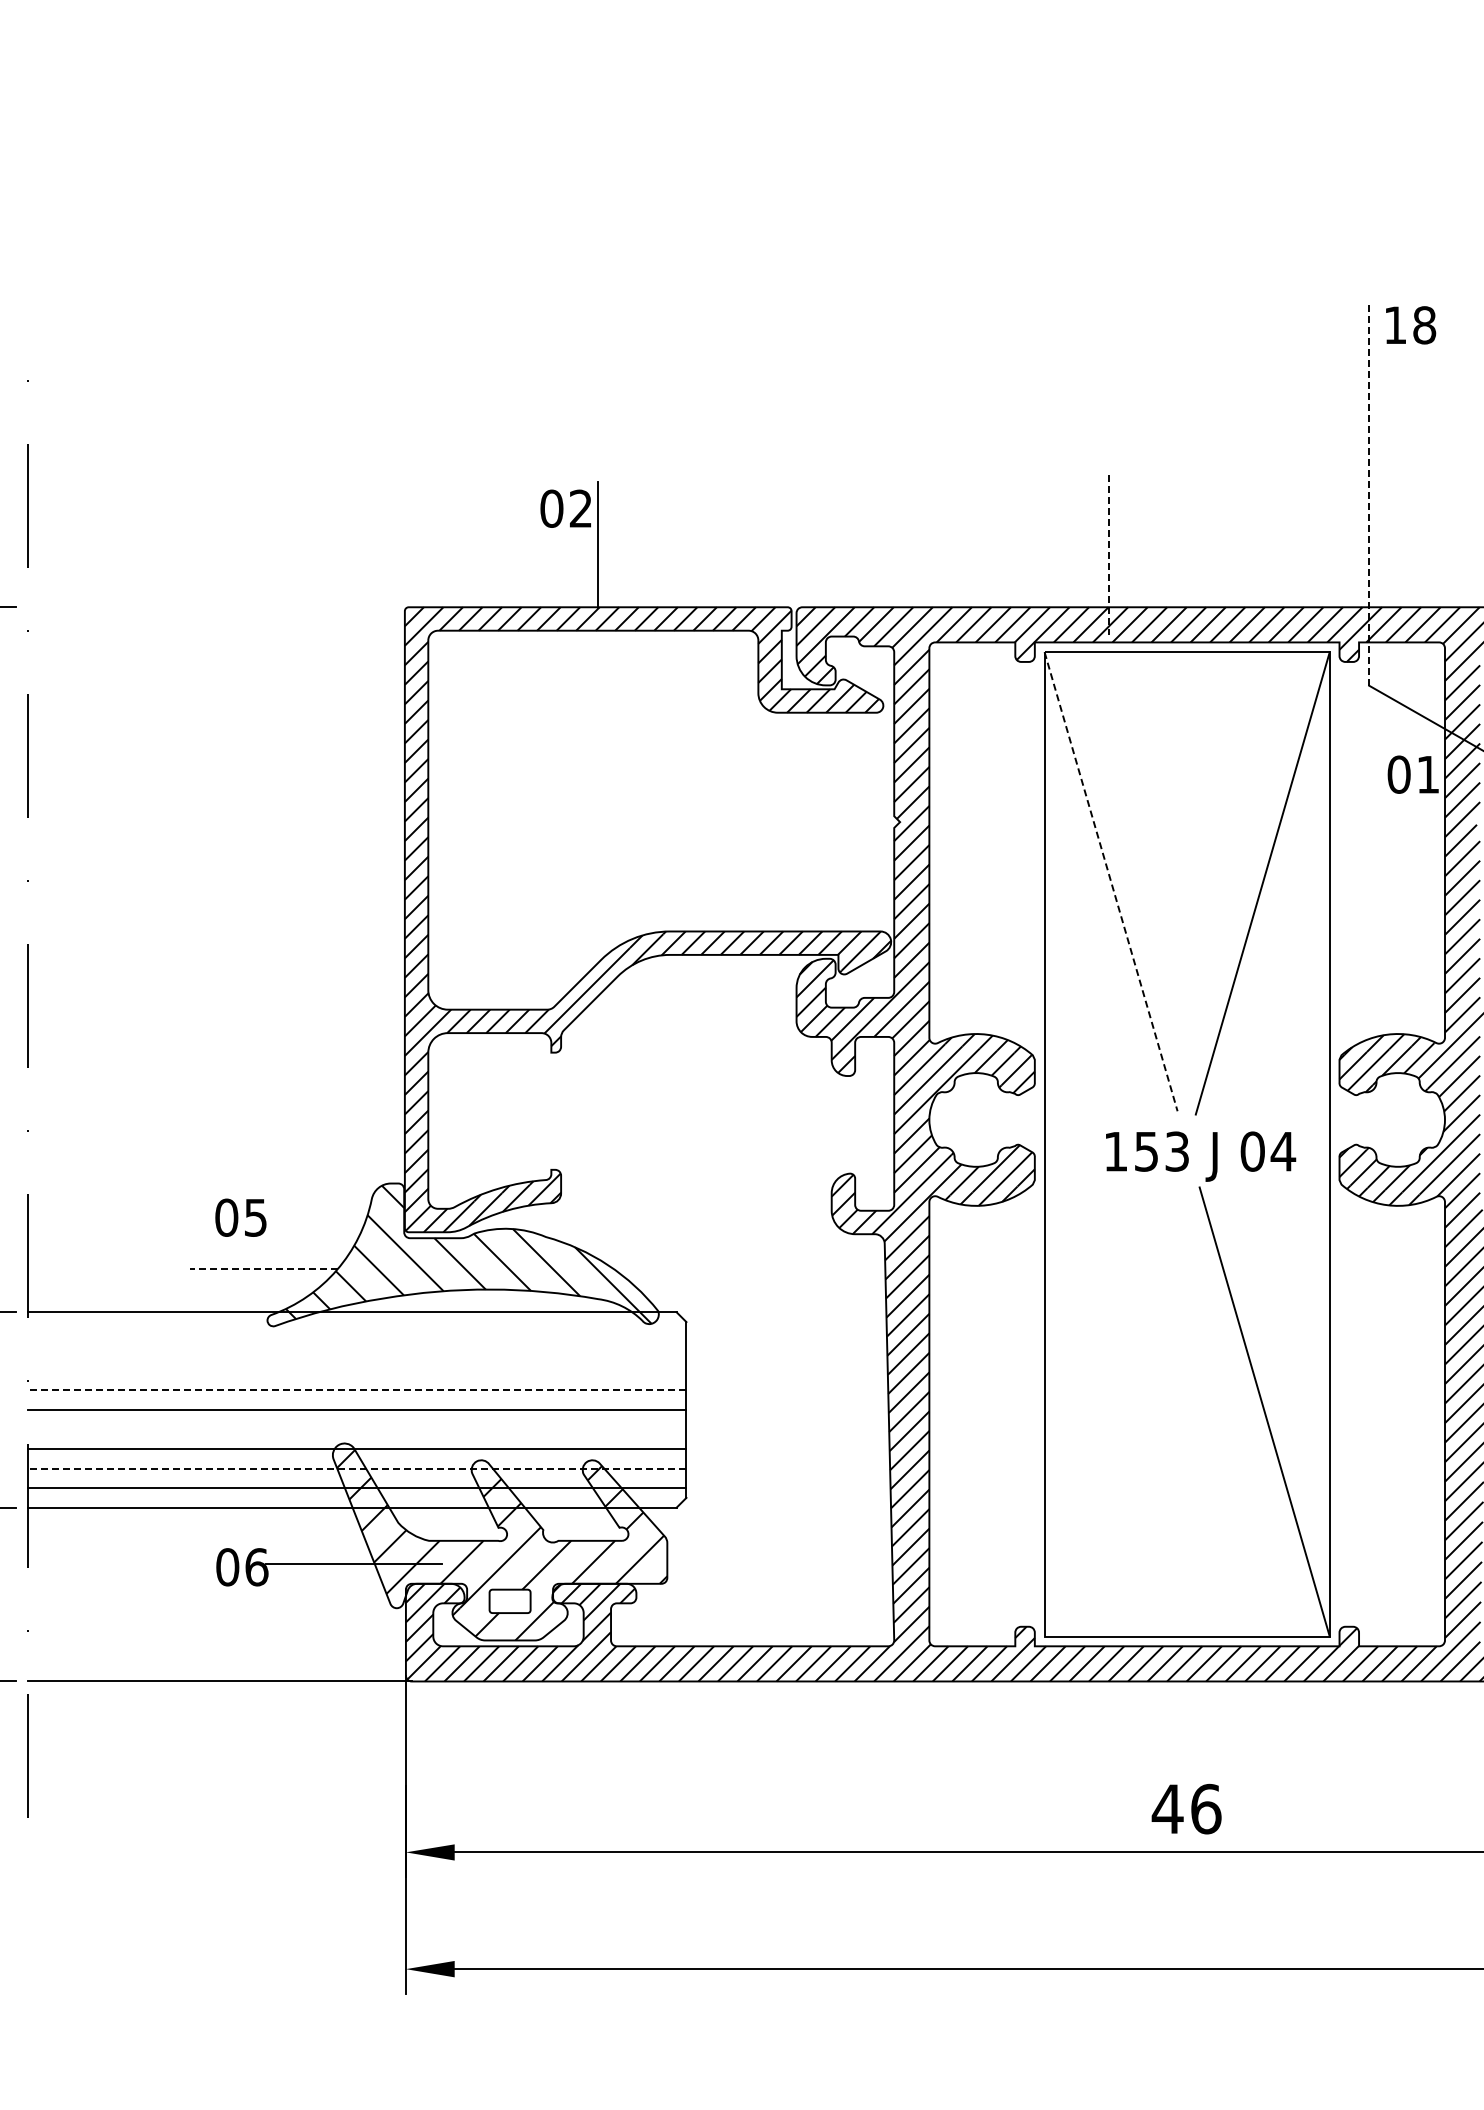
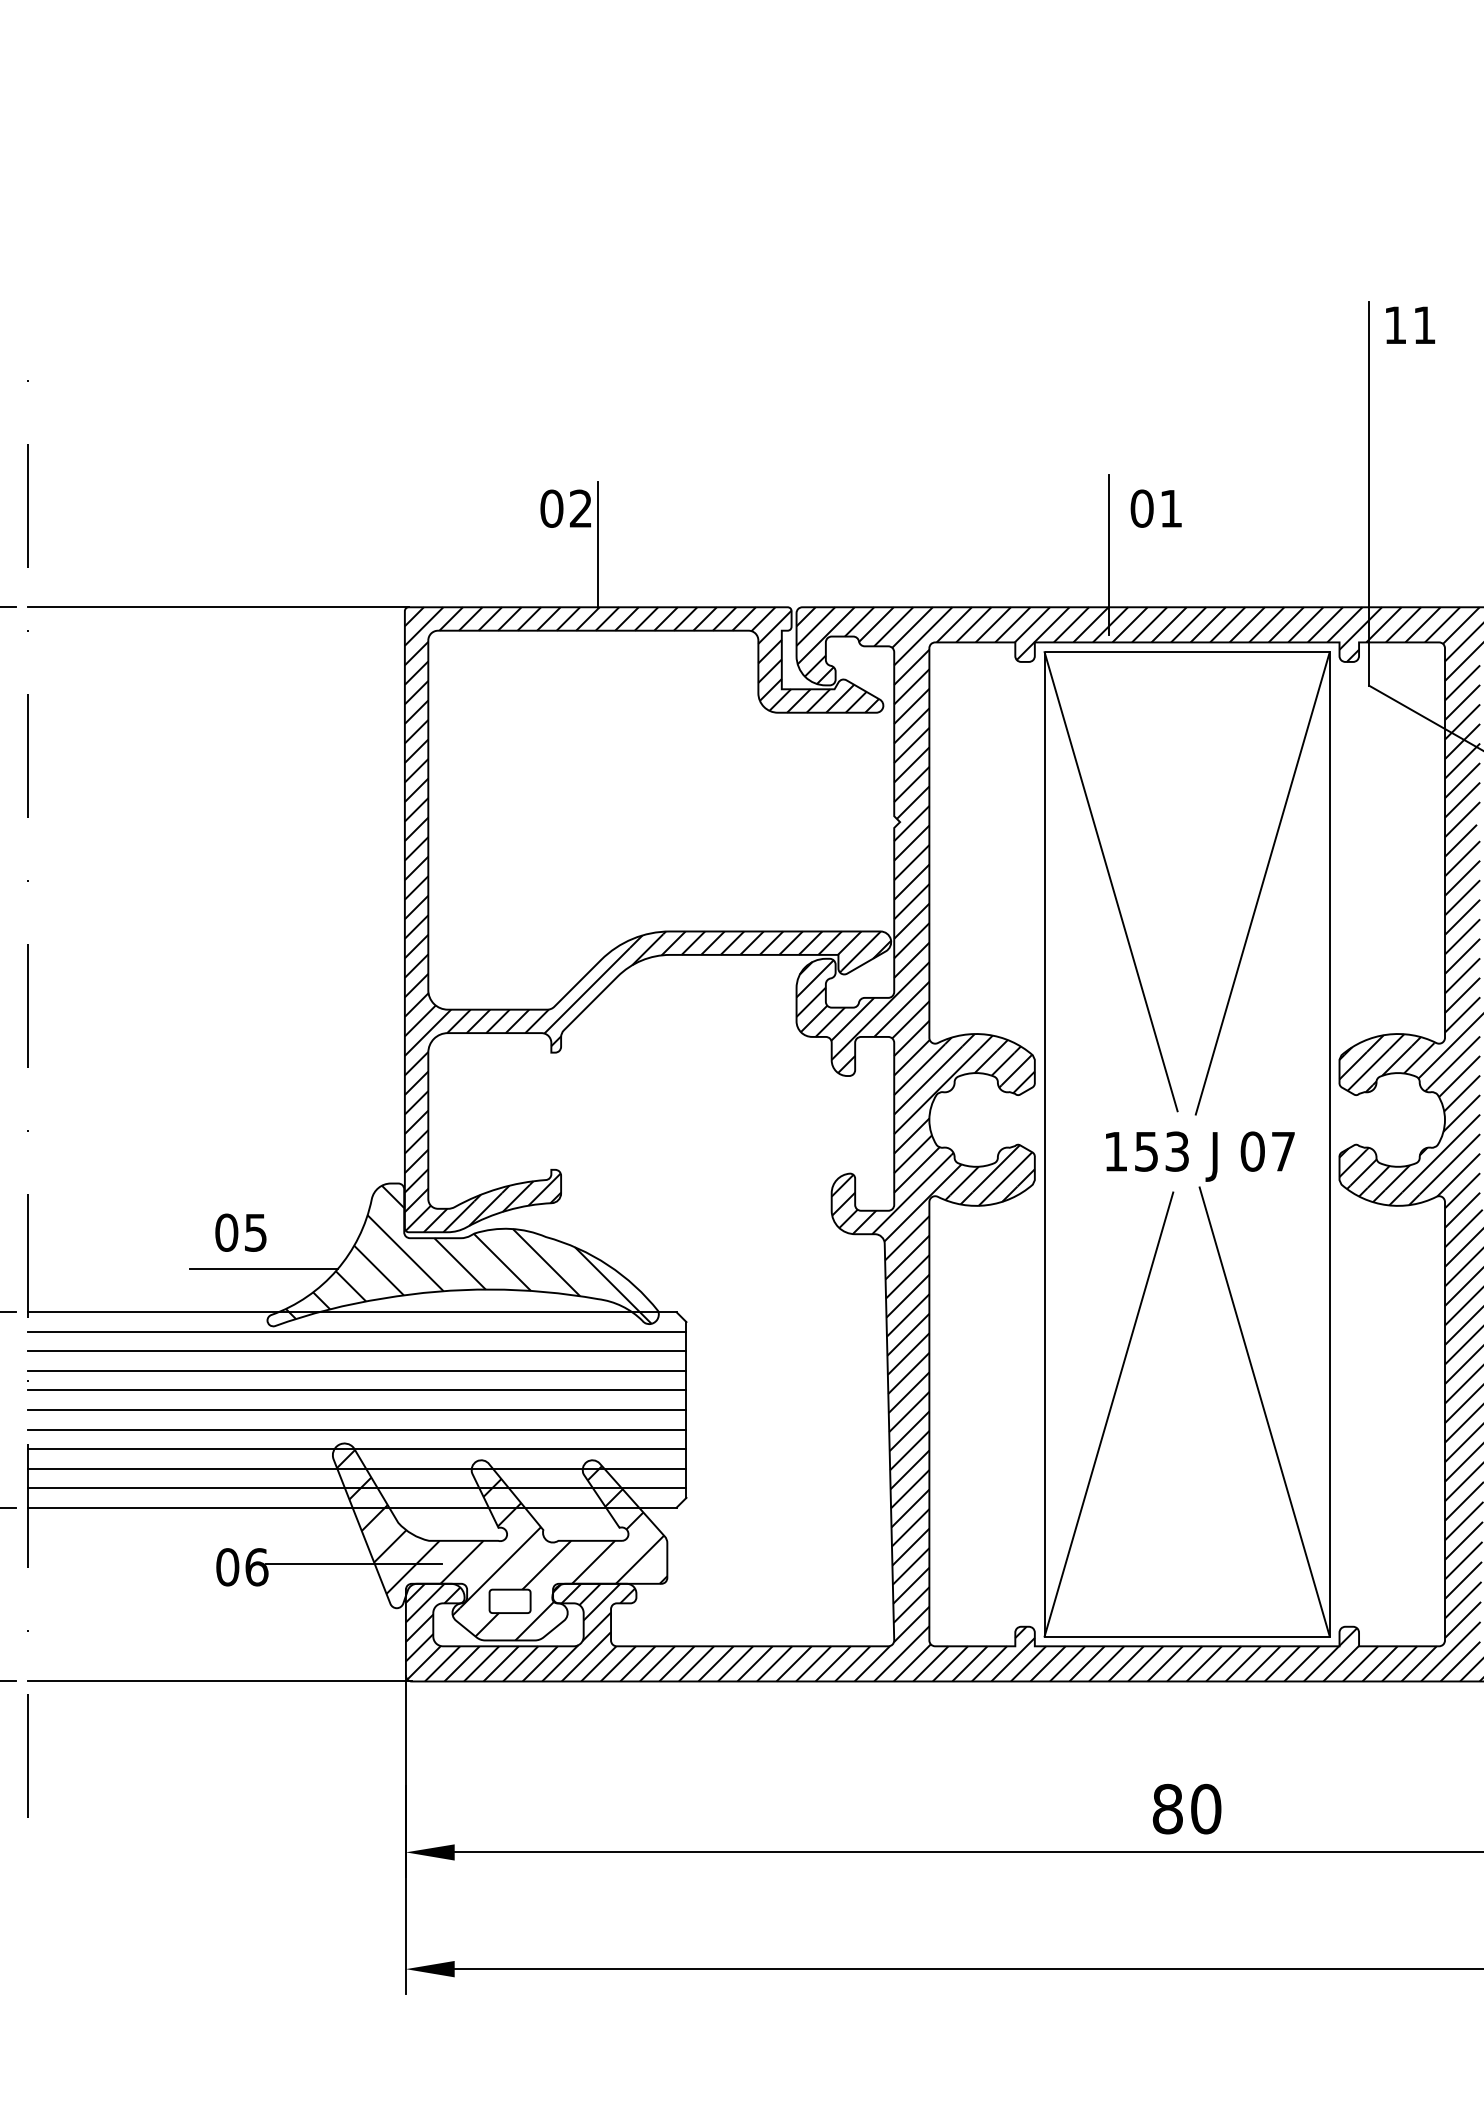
text: 18 -> 11 (1424, 325)
line: dashed -> solid (1369, 493)
line: dashed -> solid (1109, 555)
line: none -> present (218, 607)
text position: (1412, 774) -> (1155, 508) (1155, 508)
line: dashed -> solid (1111, 881)
text: 04 -> 07 (1283, 1151)
text position: (240, 1217) -> (240, 1232) (240, 1232)
line: dashed -> solid (263, 1269)
line: none -> present (357, 1331)
line: none -> present (357, 1351)
line: none -> present (357, 1370)
line: dashed -> solid (356, 1390)
line: none -> present (1108, 1414)
line: none -> present (357, 1429)
line: dashed -> solid (356, 1468)
text: 46 -> 80 (1186, 1808)
